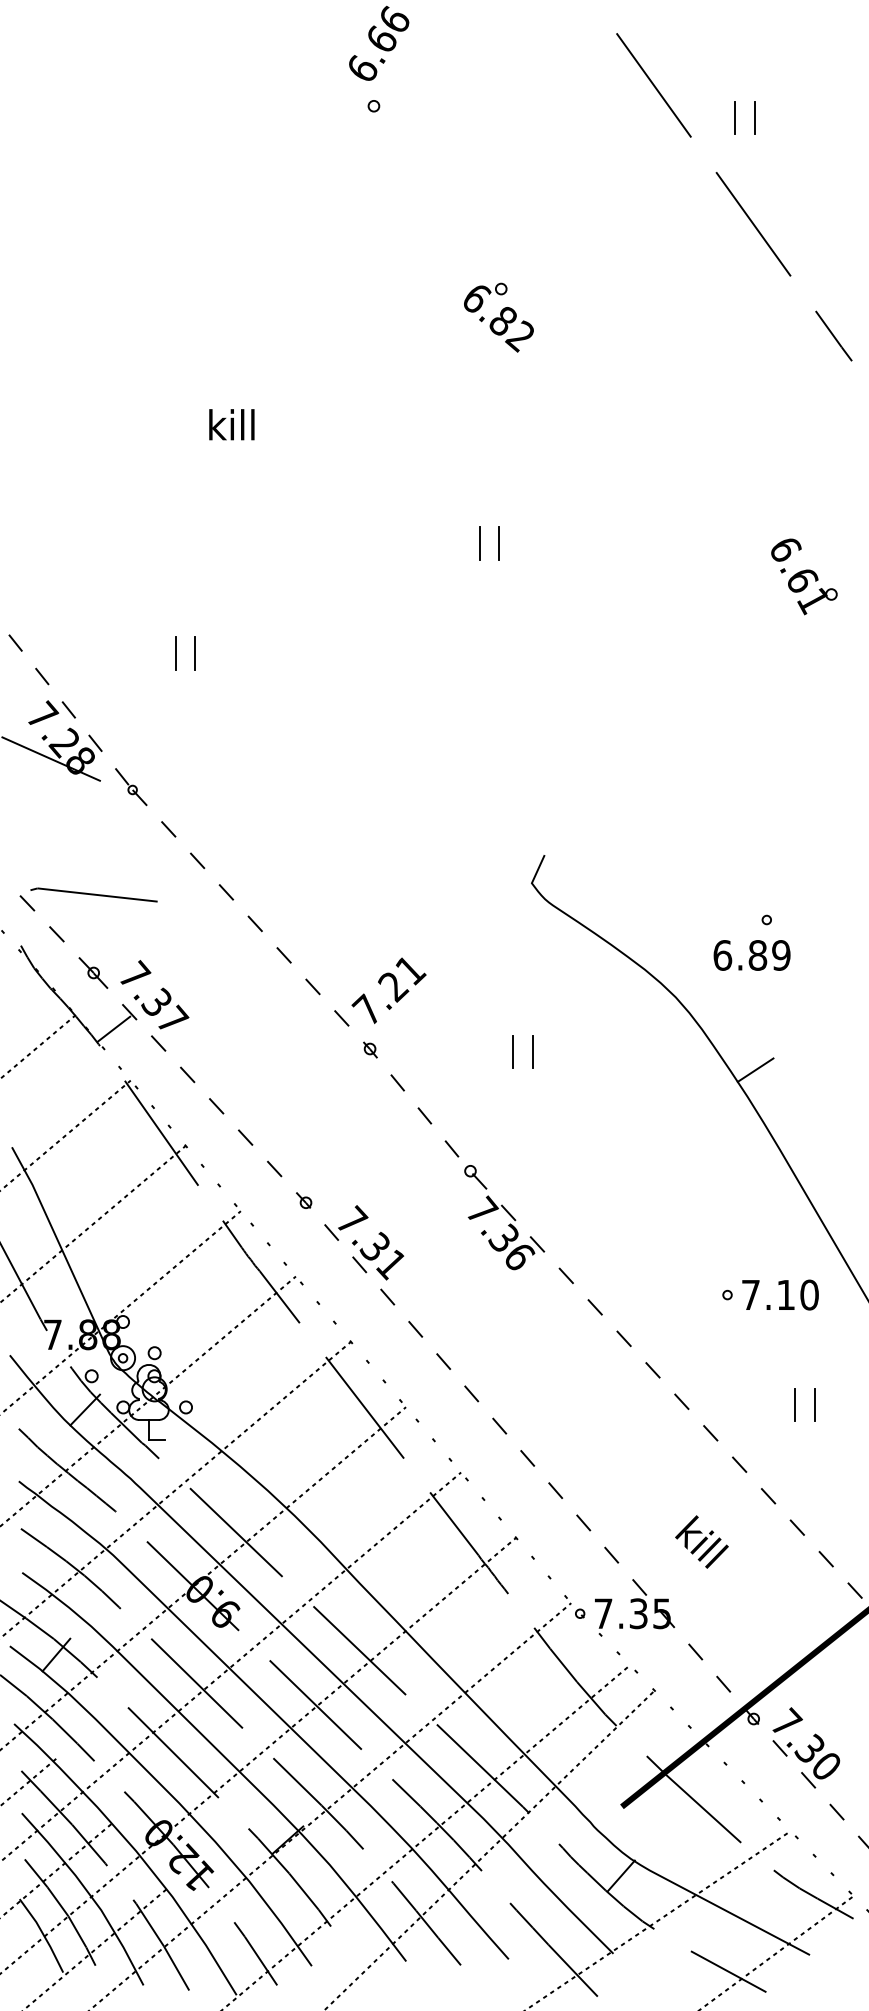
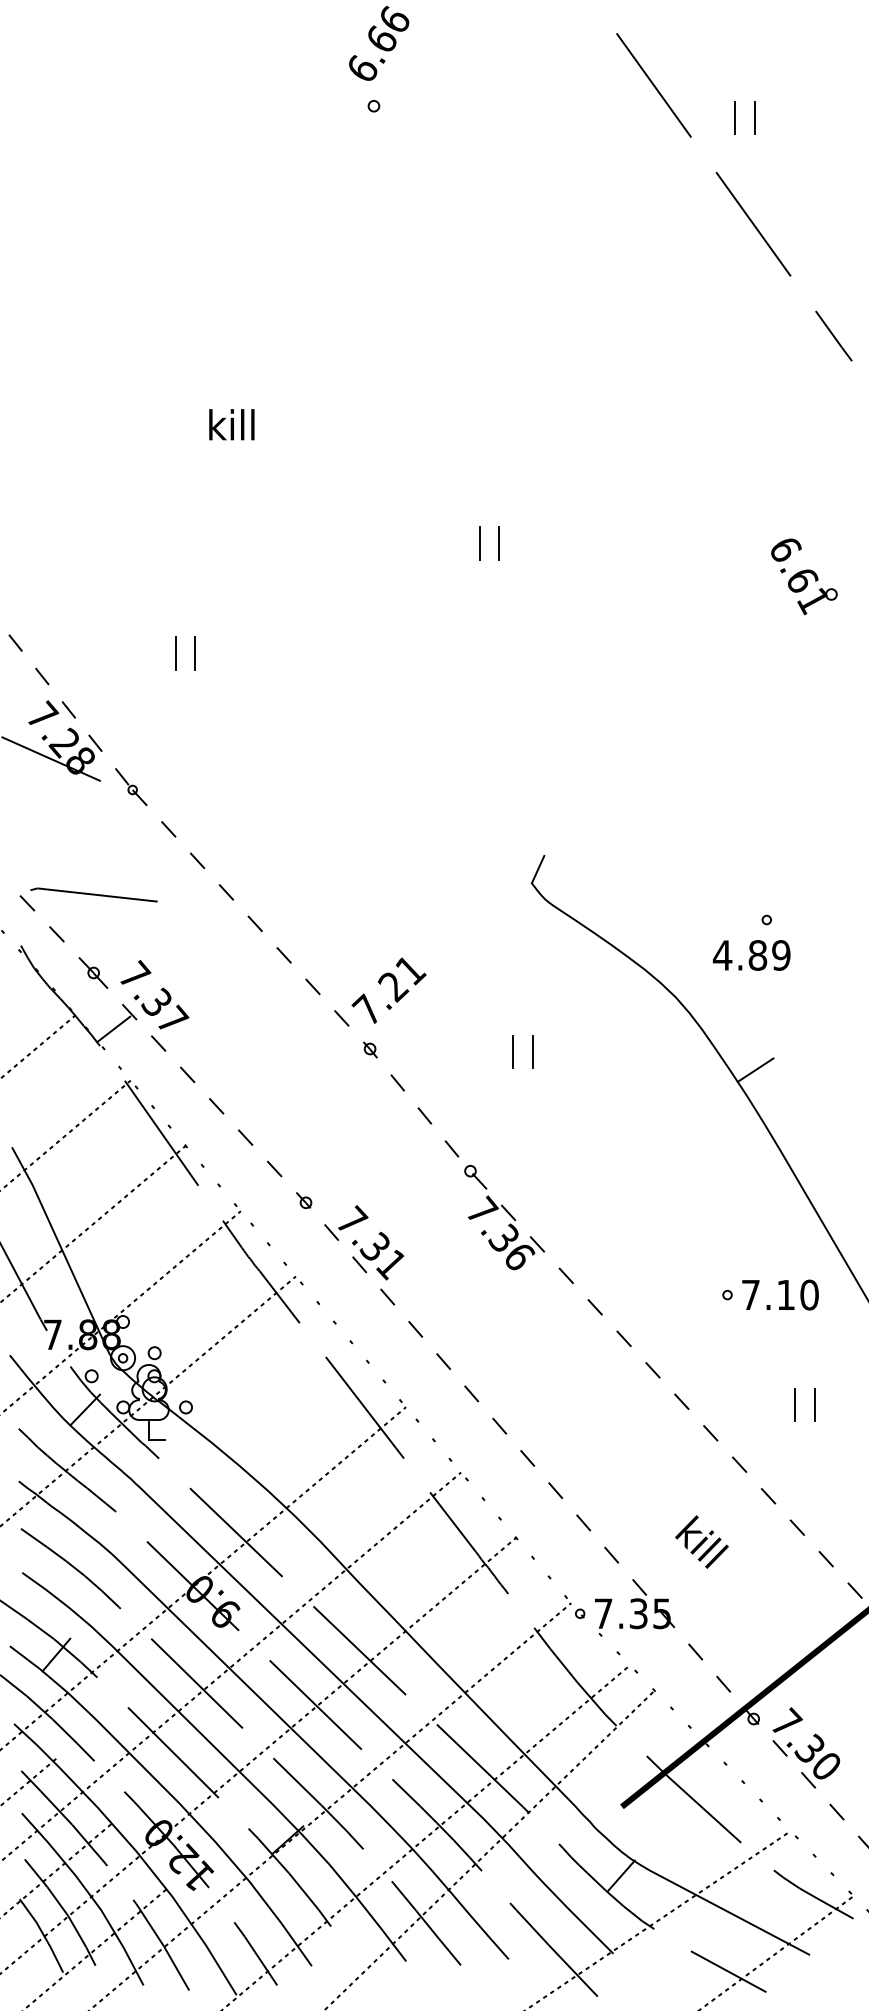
part: present -> none (498, 317)
text: 6.89 -> 4.89 (722, 955)
line: present -> none (176, 1488)
